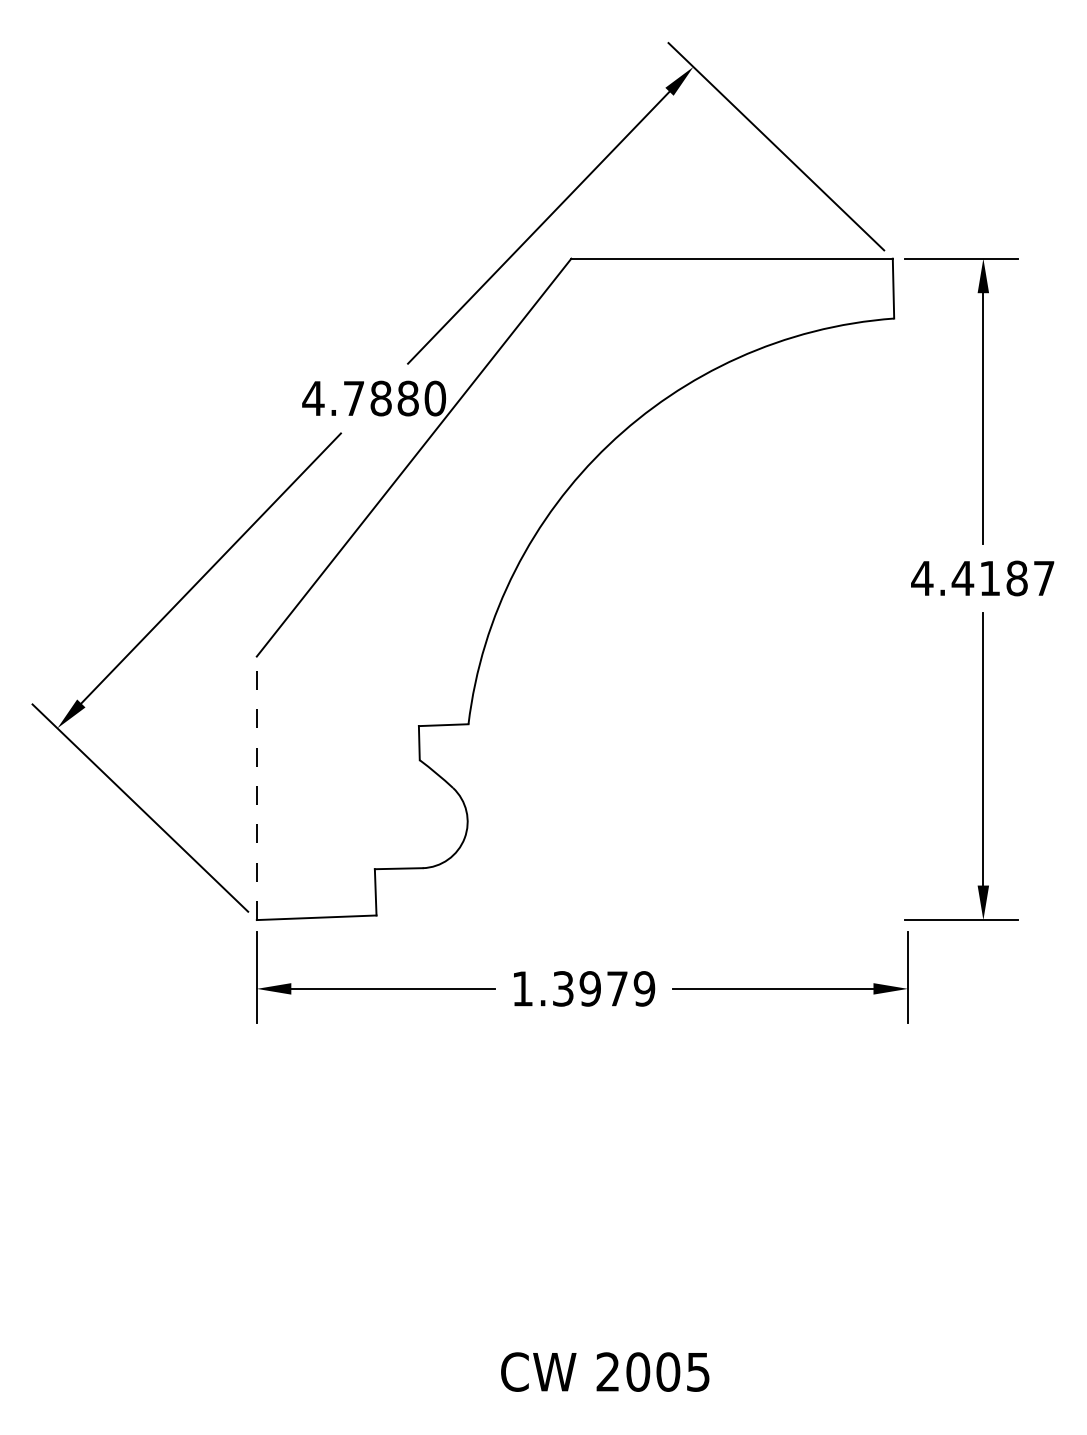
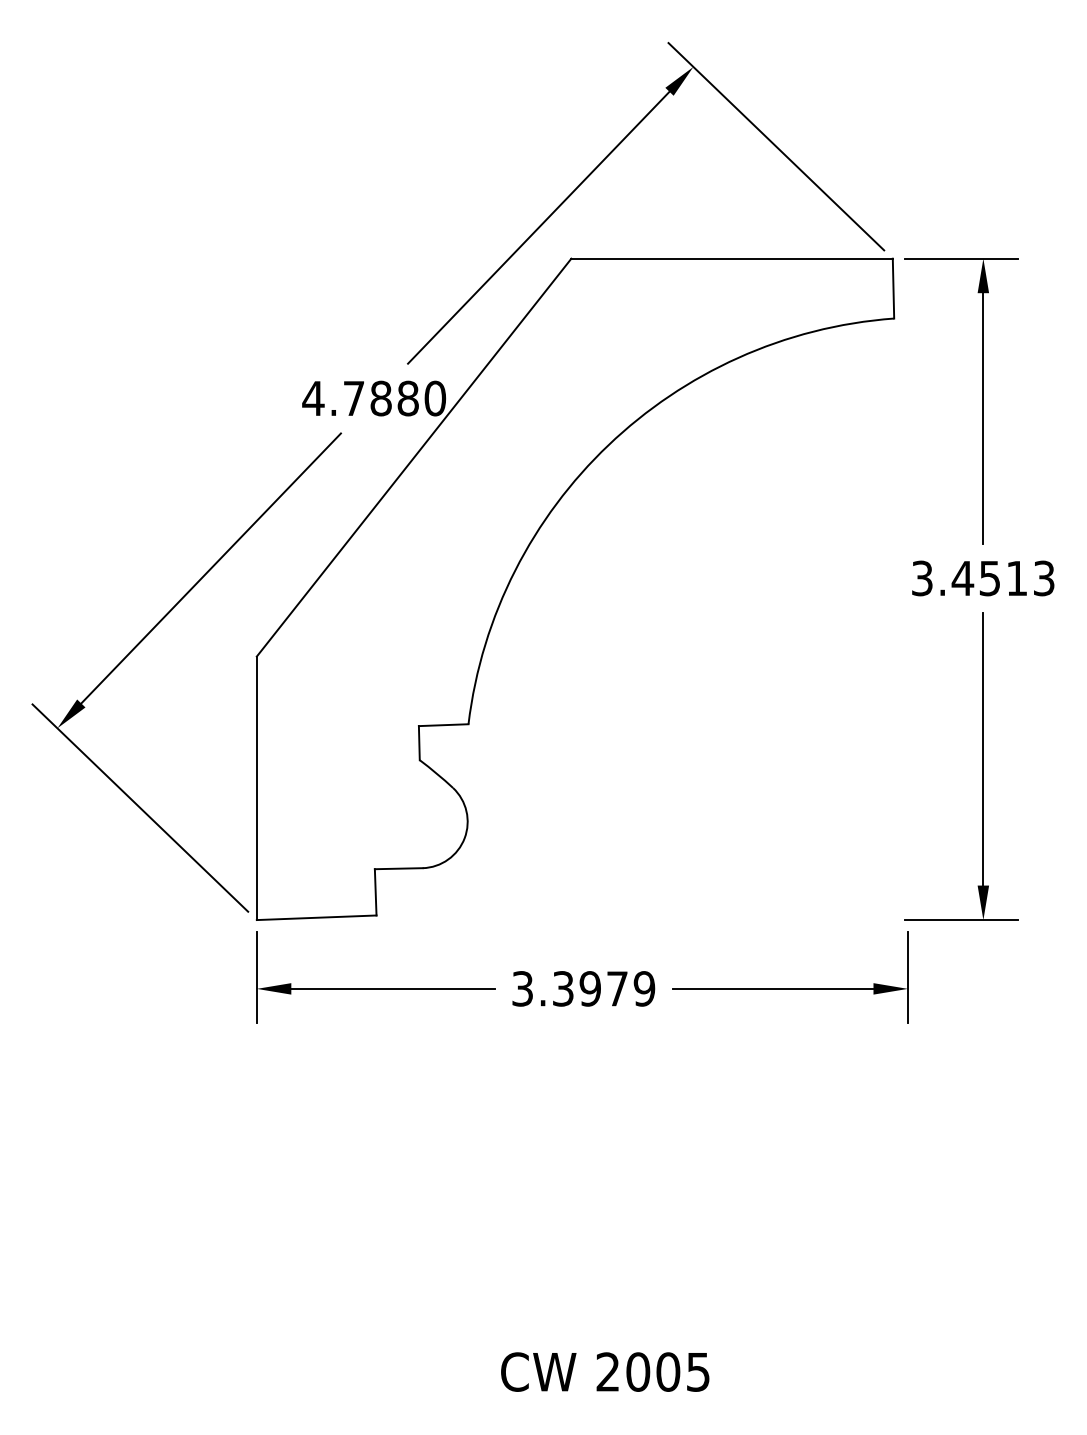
text: 4.4187 -> 3.4513 (982, 578)
line: dashed -> solid (256, 788)
text: 1.3979 -> 3.3979 (522, 988)
